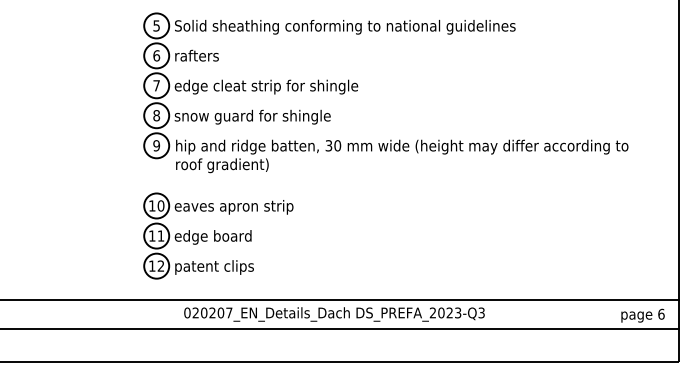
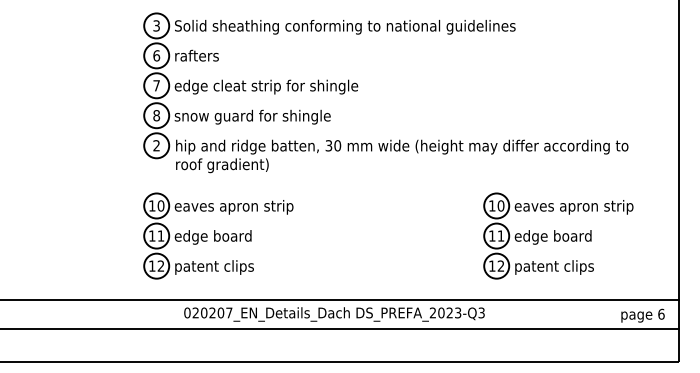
text: 5 -> 3 (156, 25)
text: 9 -> 2 (156, 145)
part: none -> present (558, 235)
